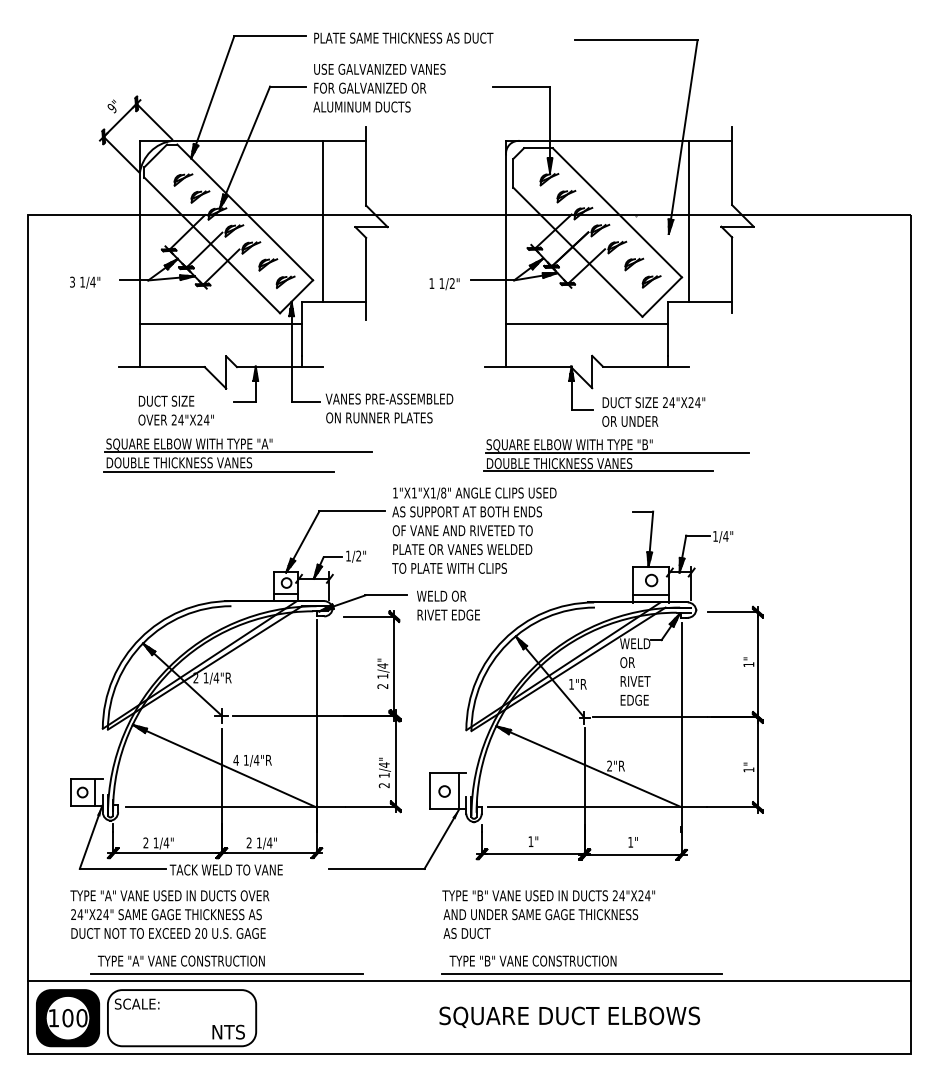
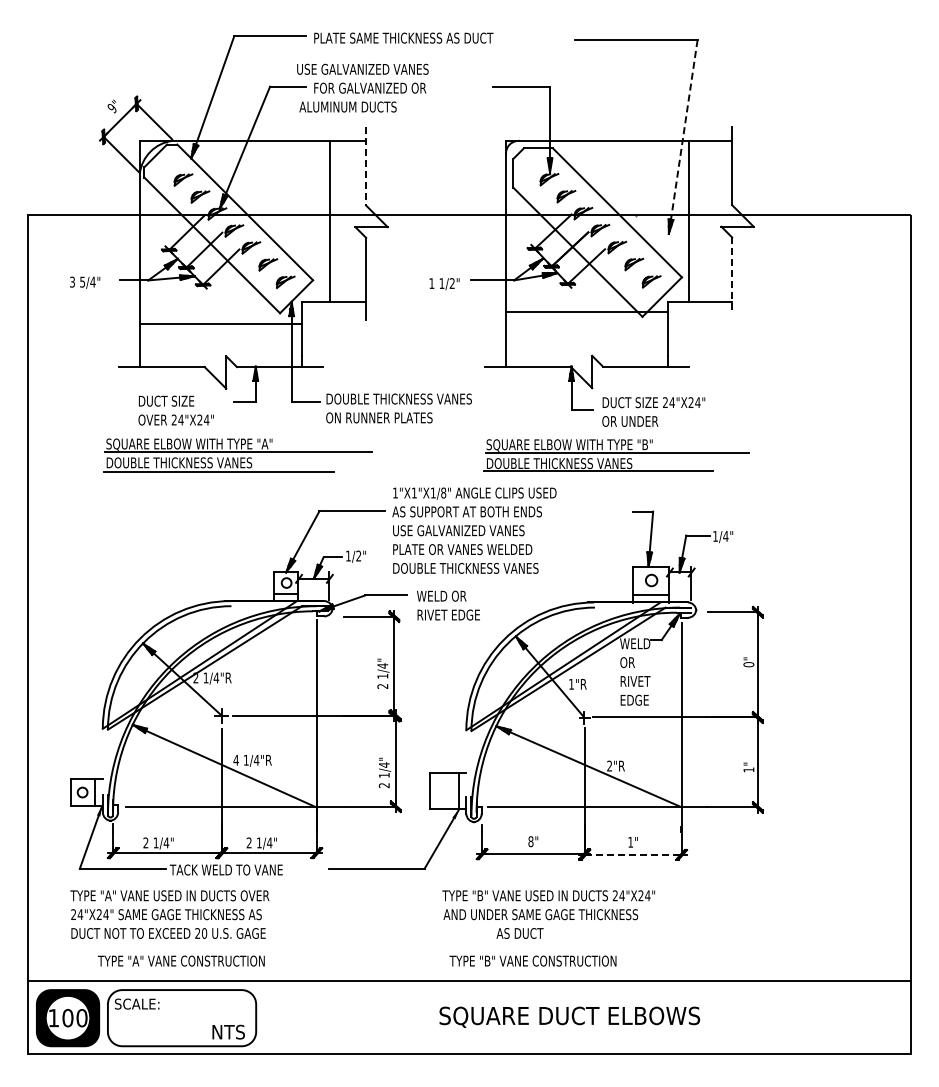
text position: (379, 68) -> (362, 68) (362, 68)
text position: (361, 106) -> (347, 106) (347, 106)
line: solid -> dashed (683, 137)
line: solid -> dashed (366, 166)
line position: (323, 221) -> (330, 221) (330, 221)
line: solid -> dashed (732, 275)
text: 1/4" -> 5/4" (82, 281)
line position: (586, 323) -> (586, 311) (586, 311)
text: VANES PRE-ASSEMBLED -> DOUBLE THICKNESS VANES (398, 398)
text: OF VANE AND RIVETED TO -> USE GALVANIZED VANES (462, 530)
text: TO PLATE WITH CLIPS -> DOUBLE THICKNESS VANES (465, 567)
text: 1" -> 0" (748, 664)
circle: present -> none (444, 791)
text: 1" -> 8" (530, 841)
line: solid -> dashed (633, 854)
text position: (466, 933) -> (519, 933) (519, 933)
line: present -> none (226, 973)
line: present -> none (582, 973)
